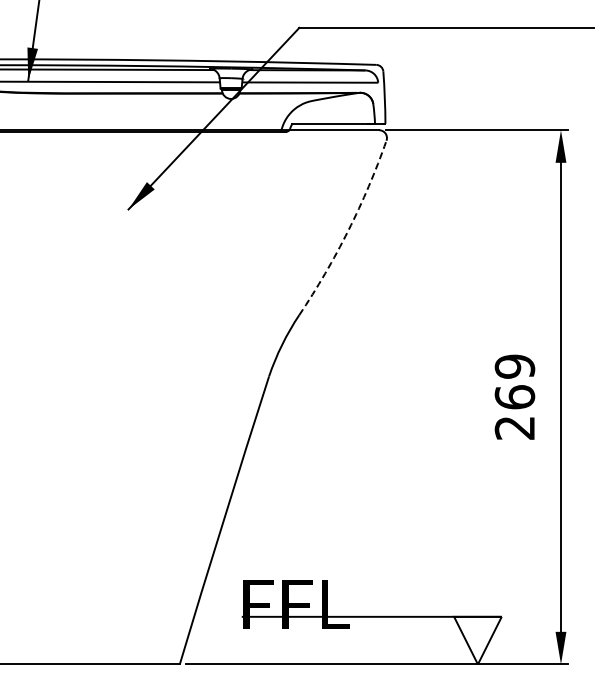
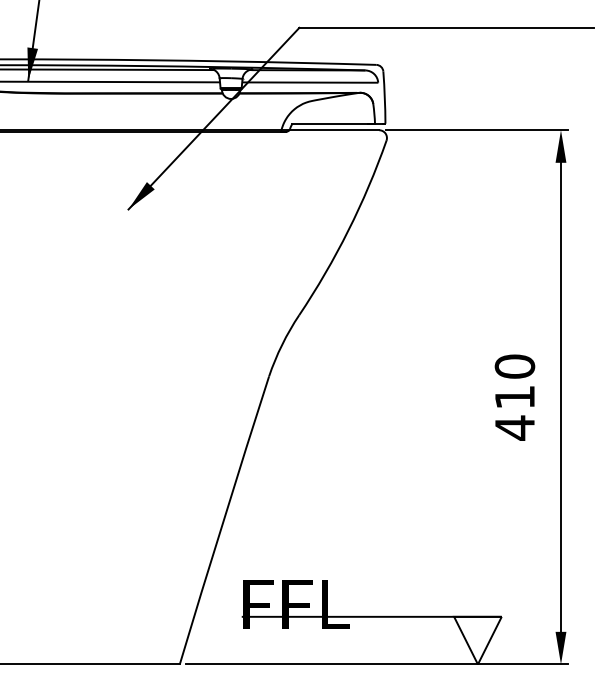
arc: dashed -> solid (348, 230)
text: 269 -> 410 (514, 397)
